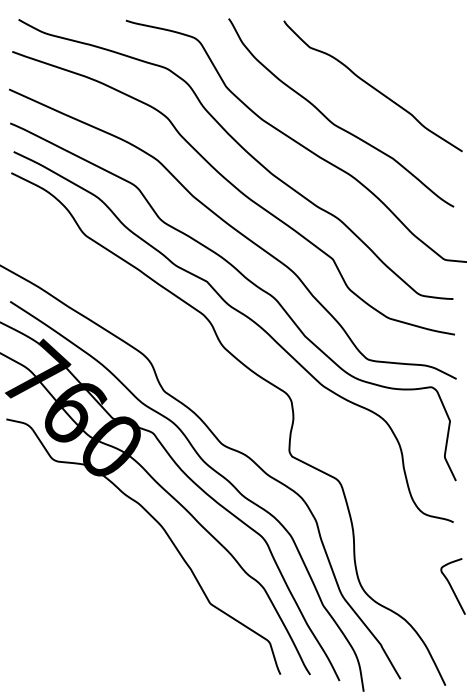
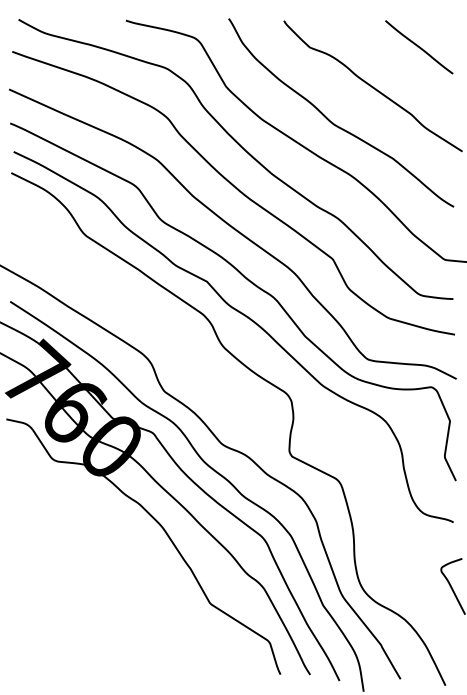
line: none -> present (419, 47)
